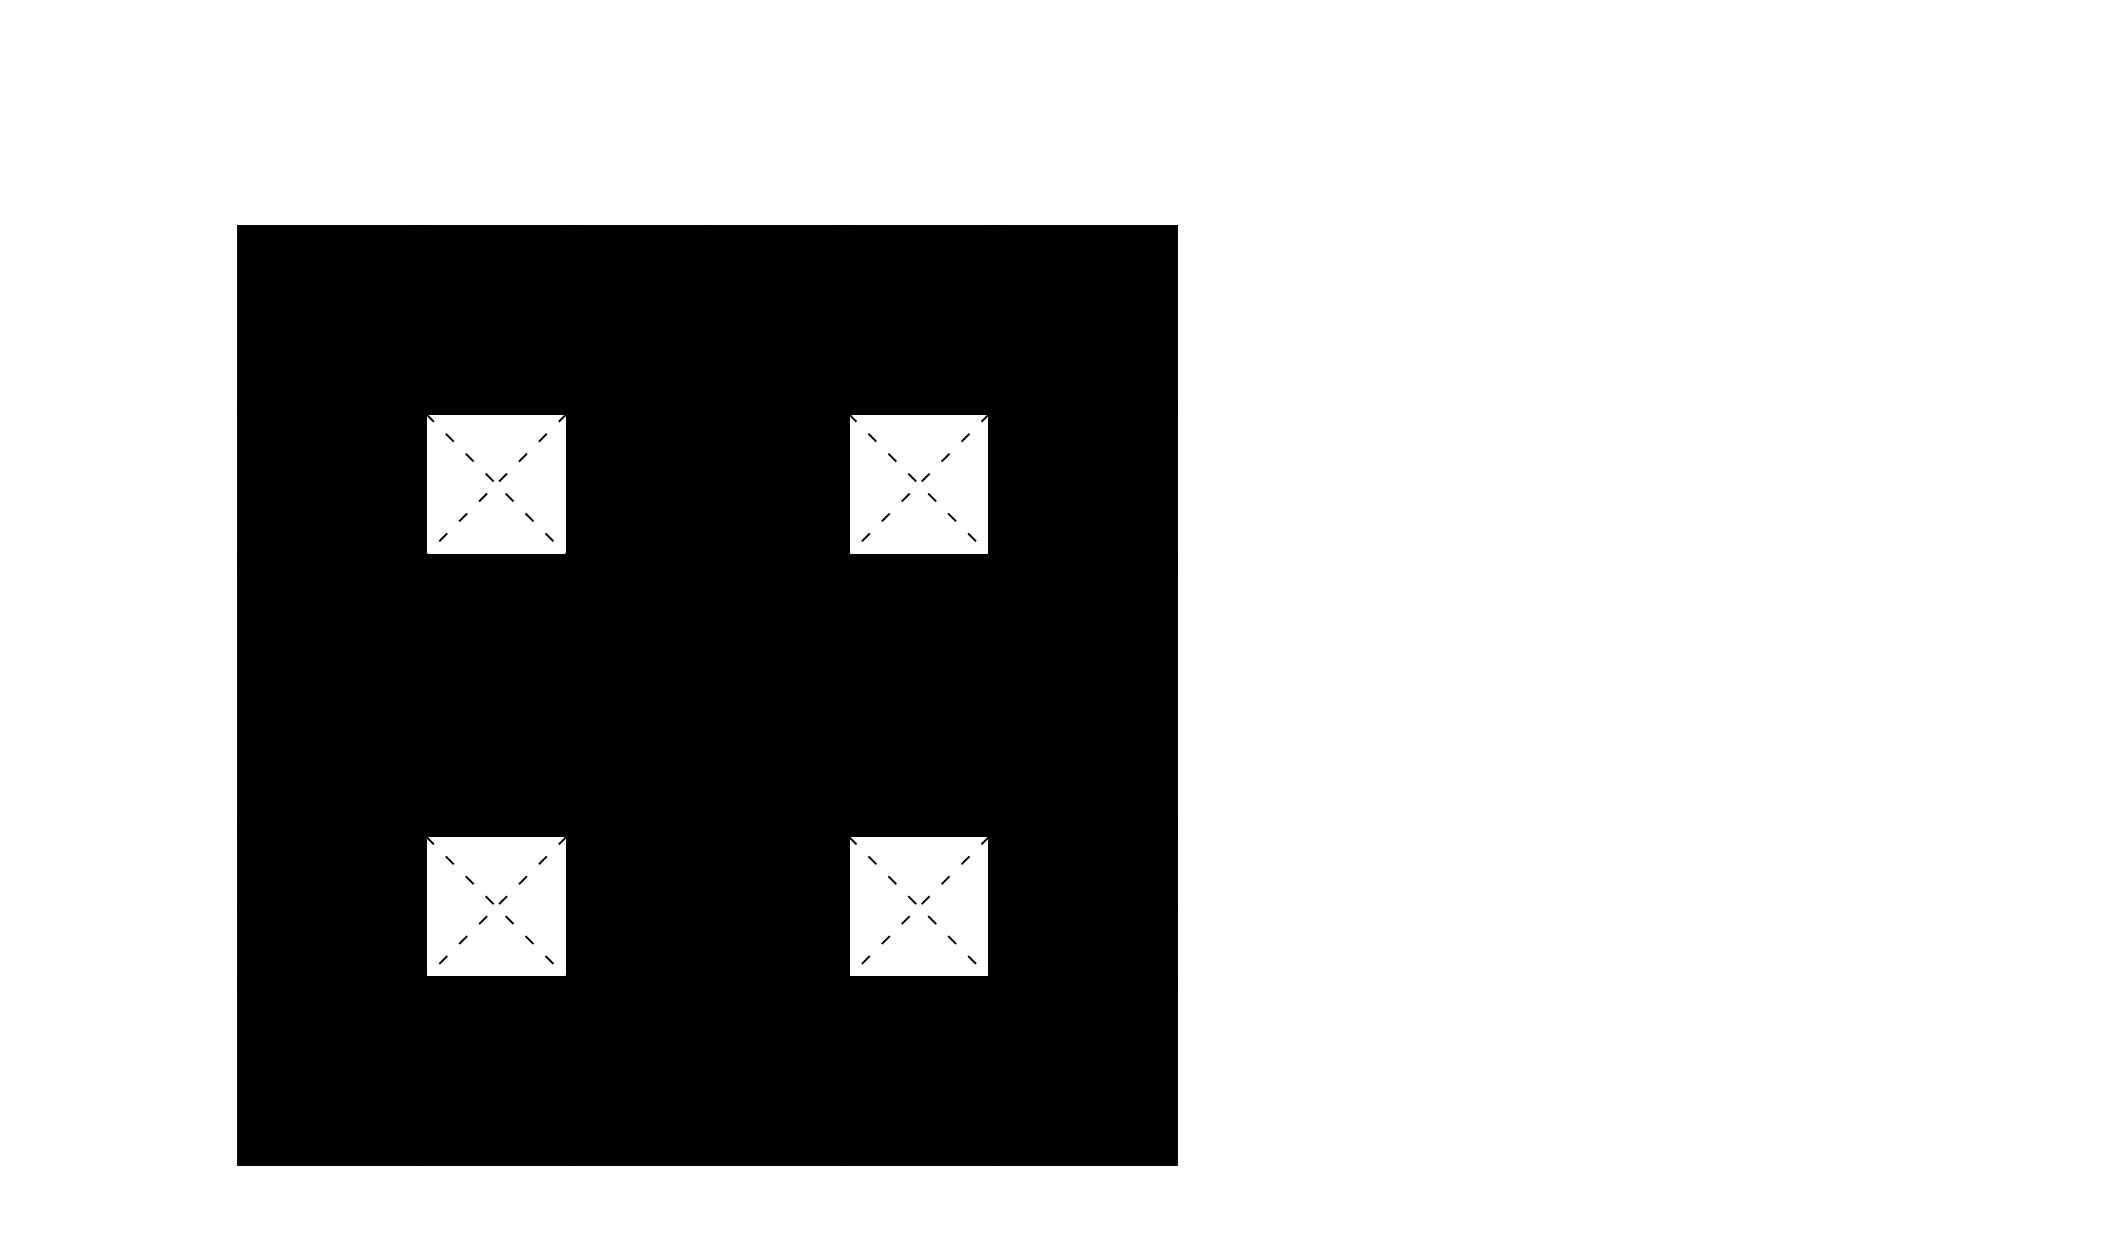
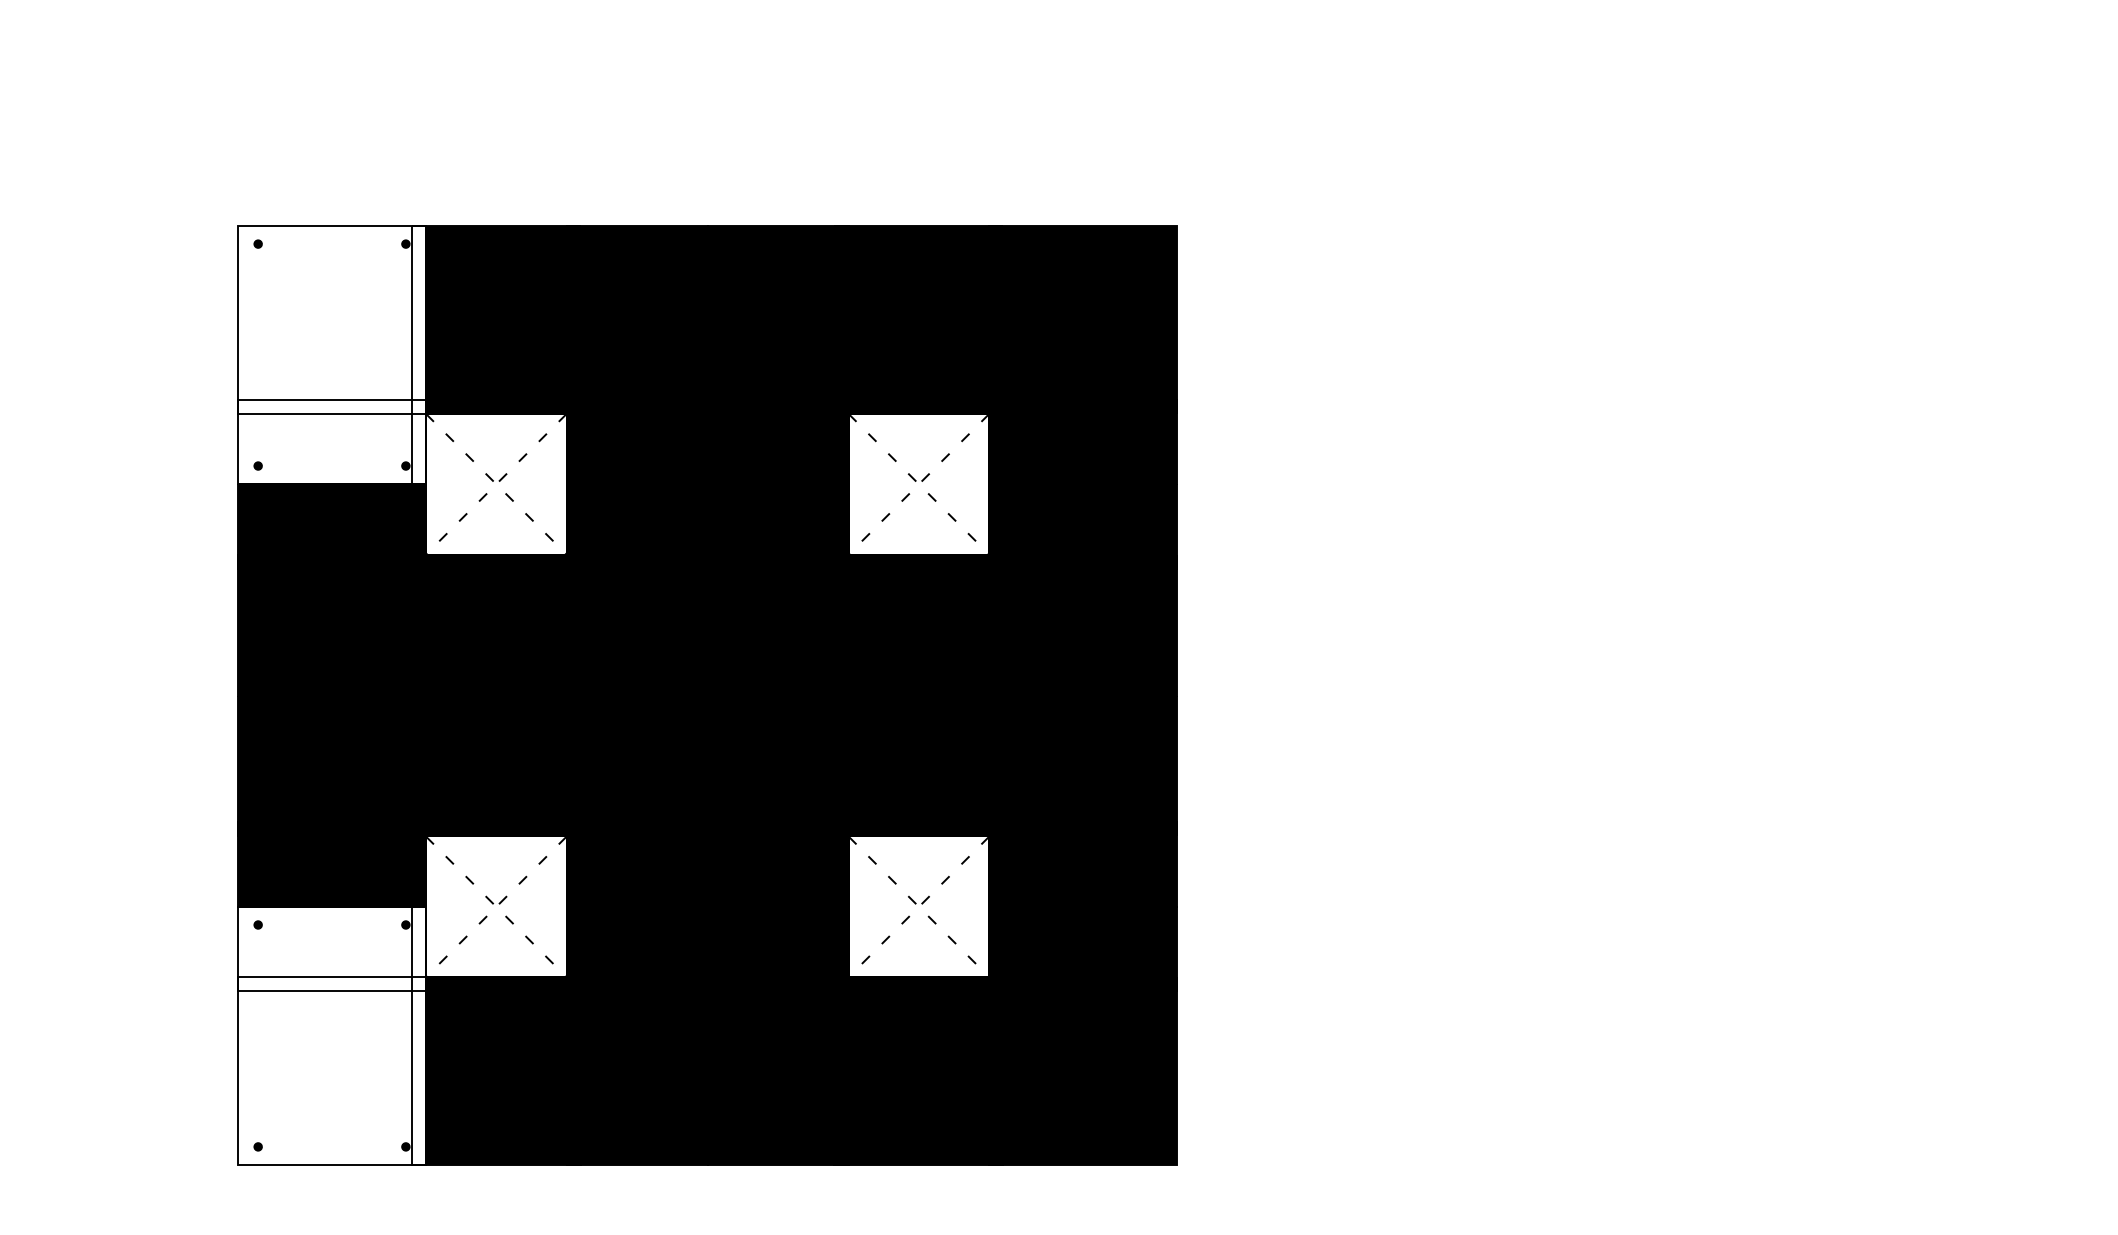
fill: present -> none (331, 354)
fill: present -> none (331, 1035)
